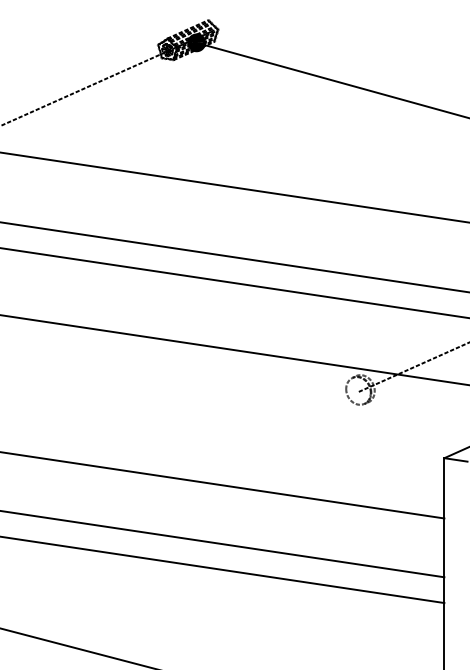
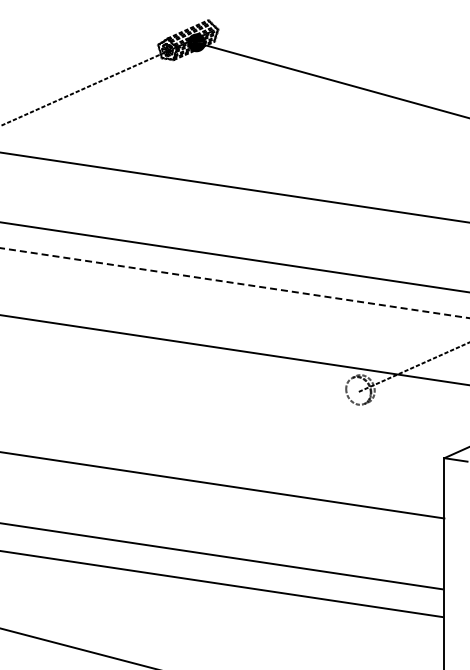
line: solid -> dashed (235, 283)
line position: (223, 544) -> (222, 556) (222, 556)
line position: (223, 569) -> (222, 584) (222, 584)
